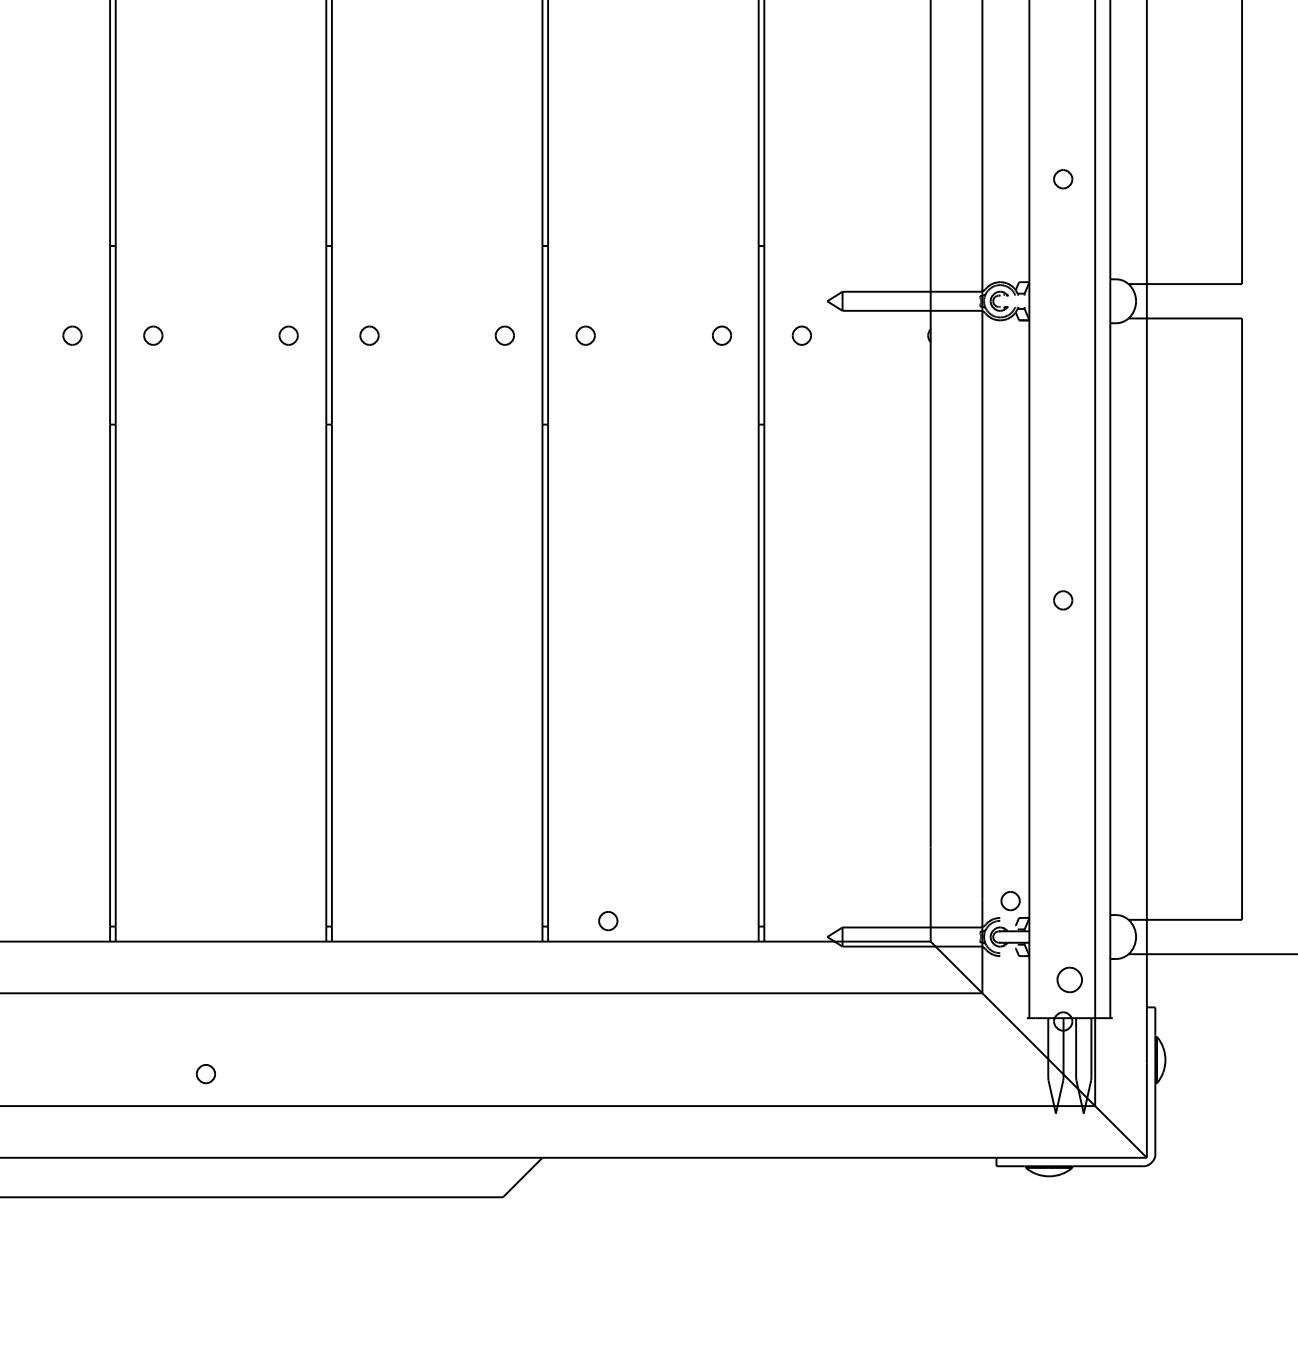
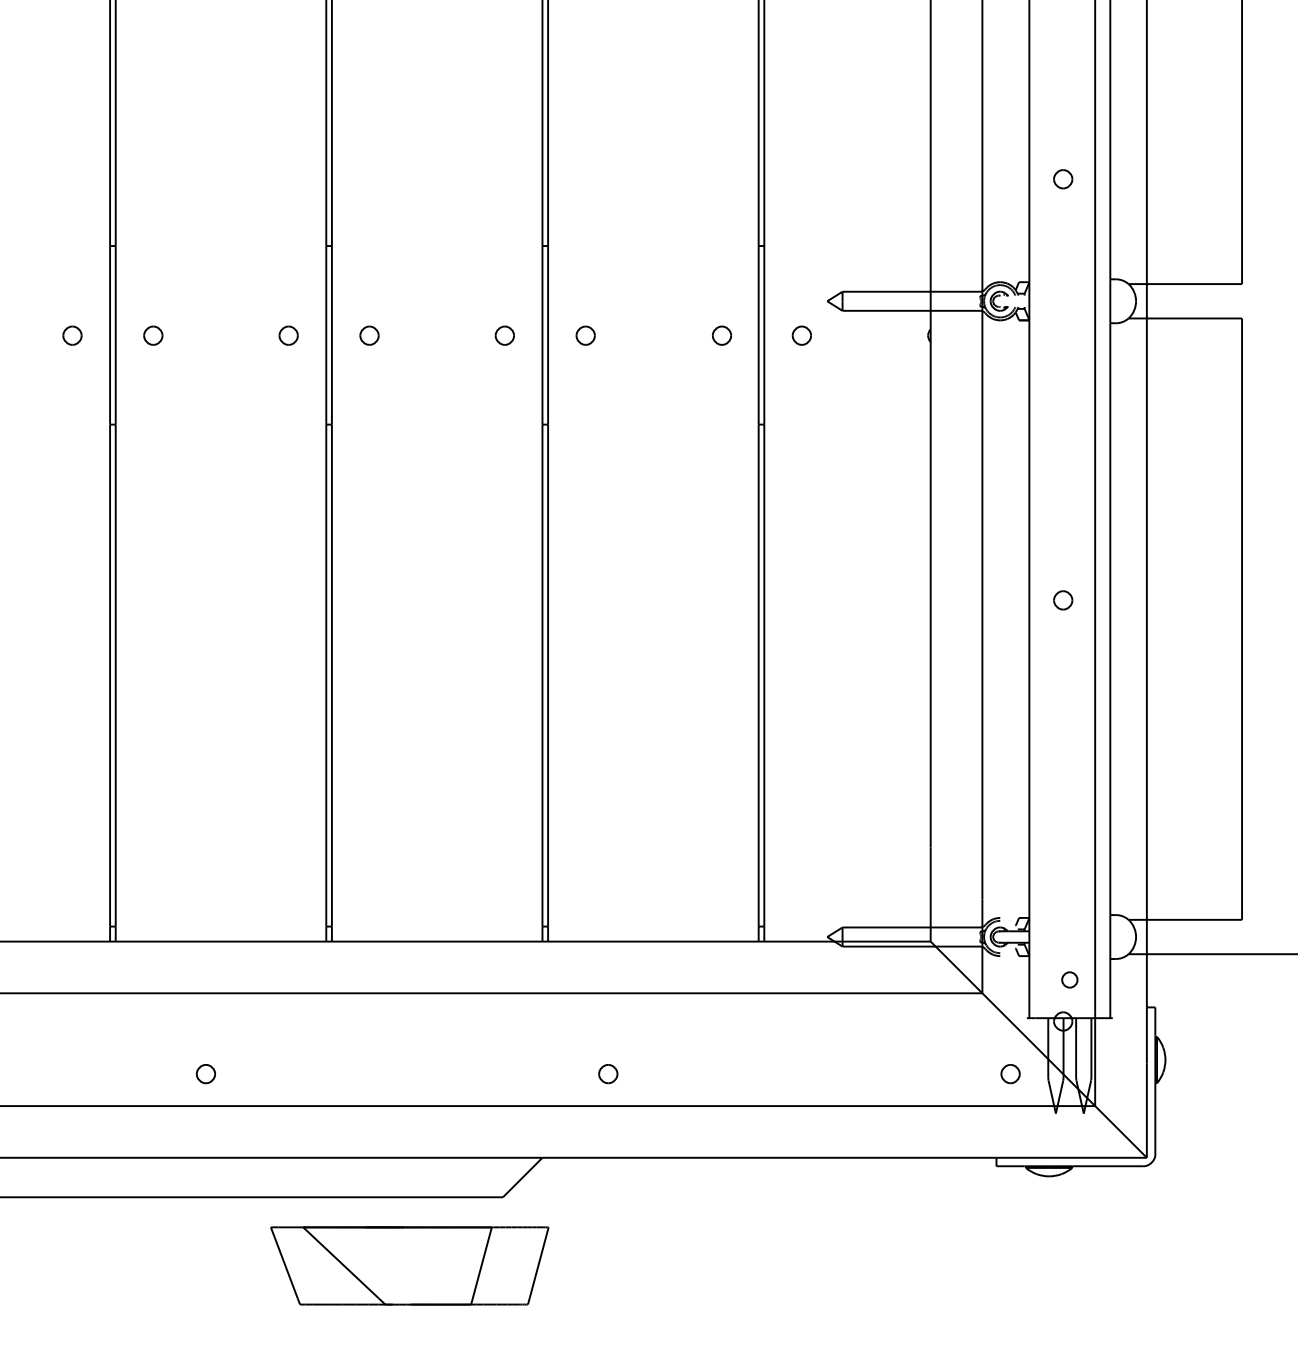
part position: (1010, 901) -> (1010, 1074) (1010, 1074)
part position: (608, 921) -> (608, 1074) (608, 1074)
part size: 27x28 px -> 18x18 px (1069, 979)
part: none -> present (409, 1265)
